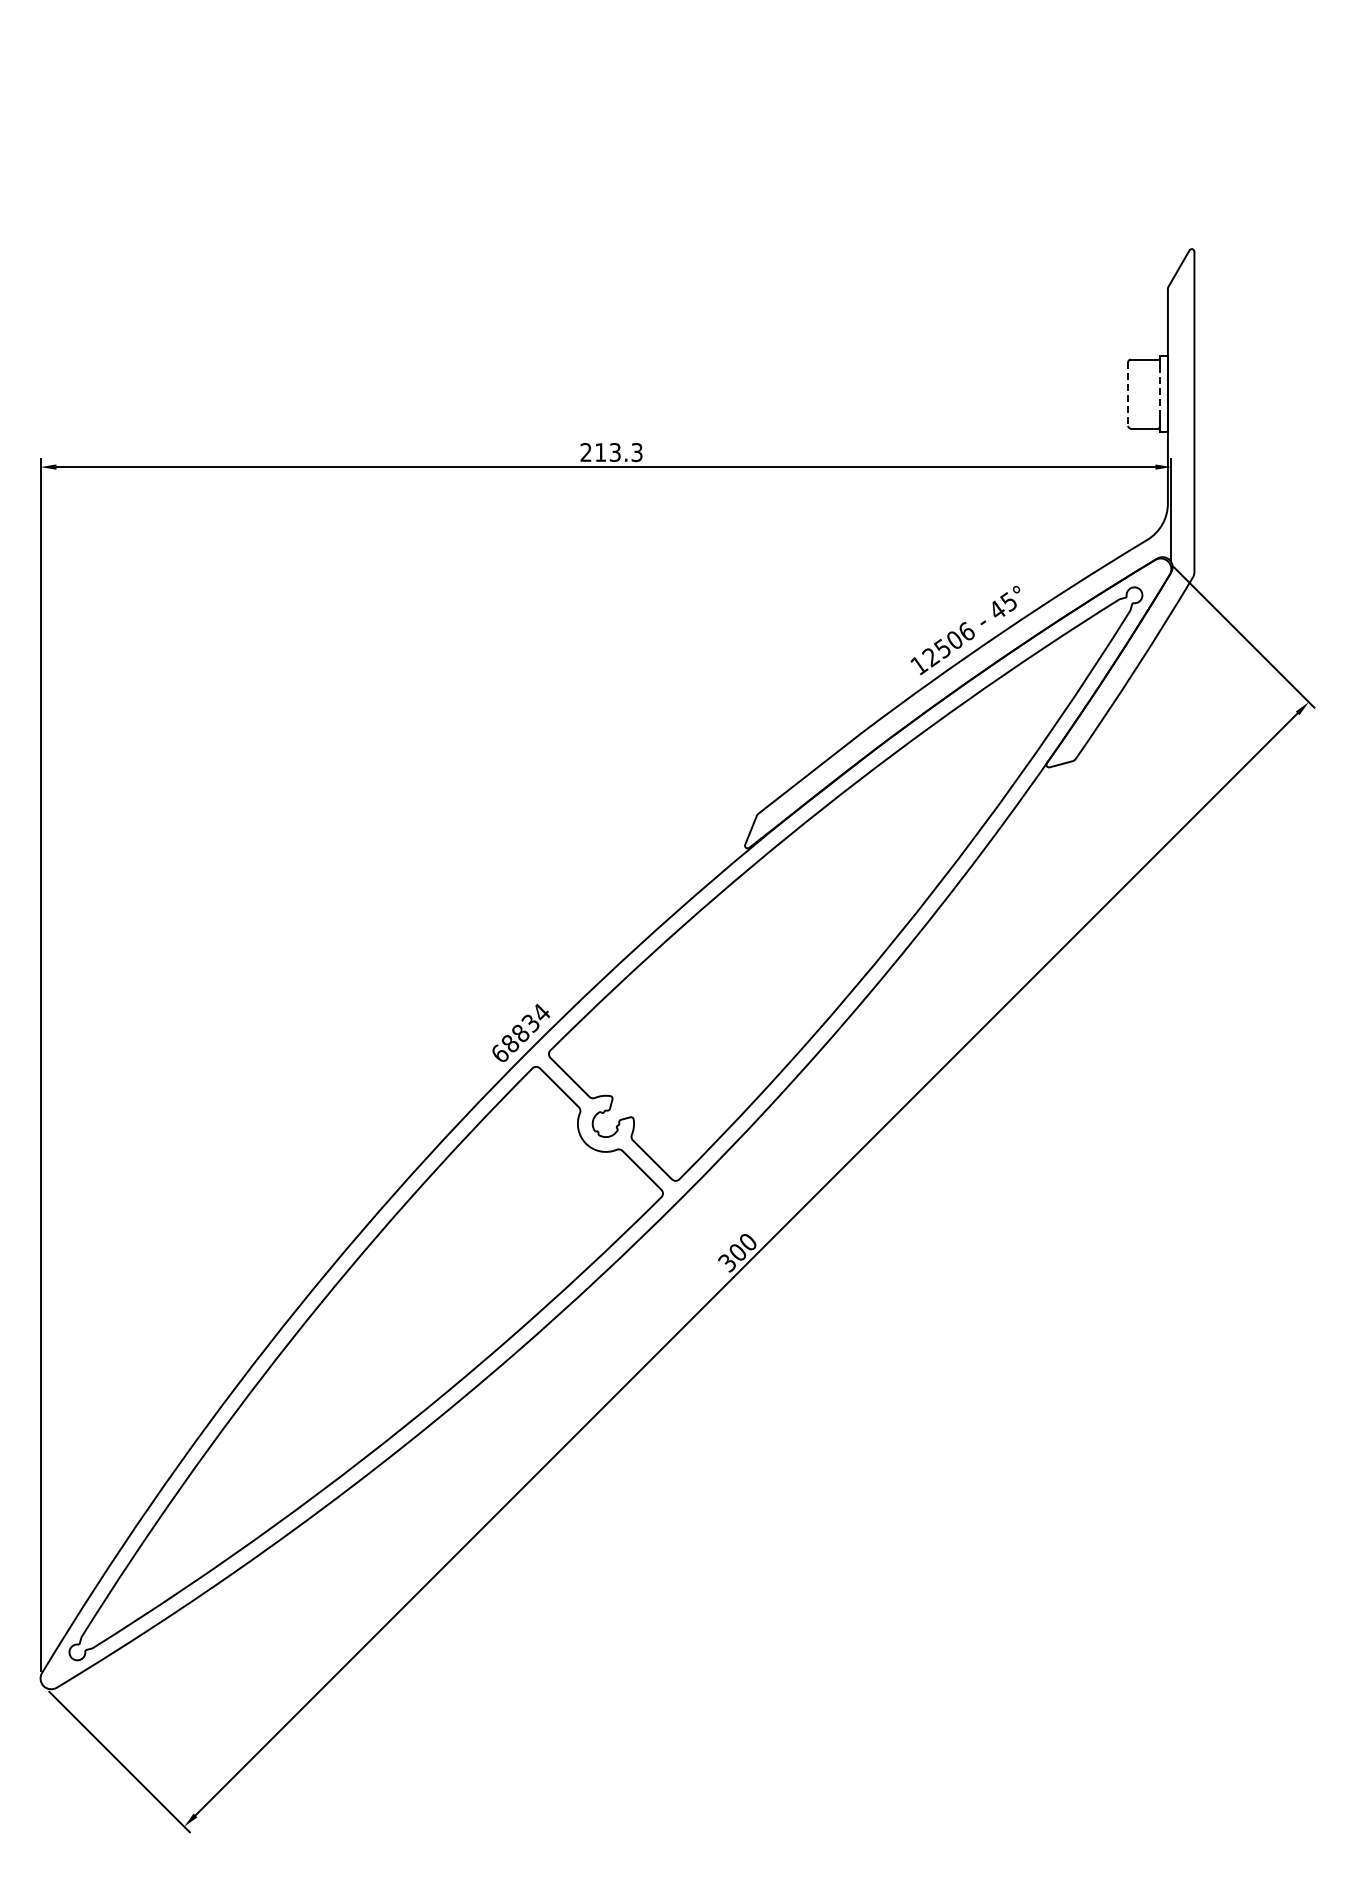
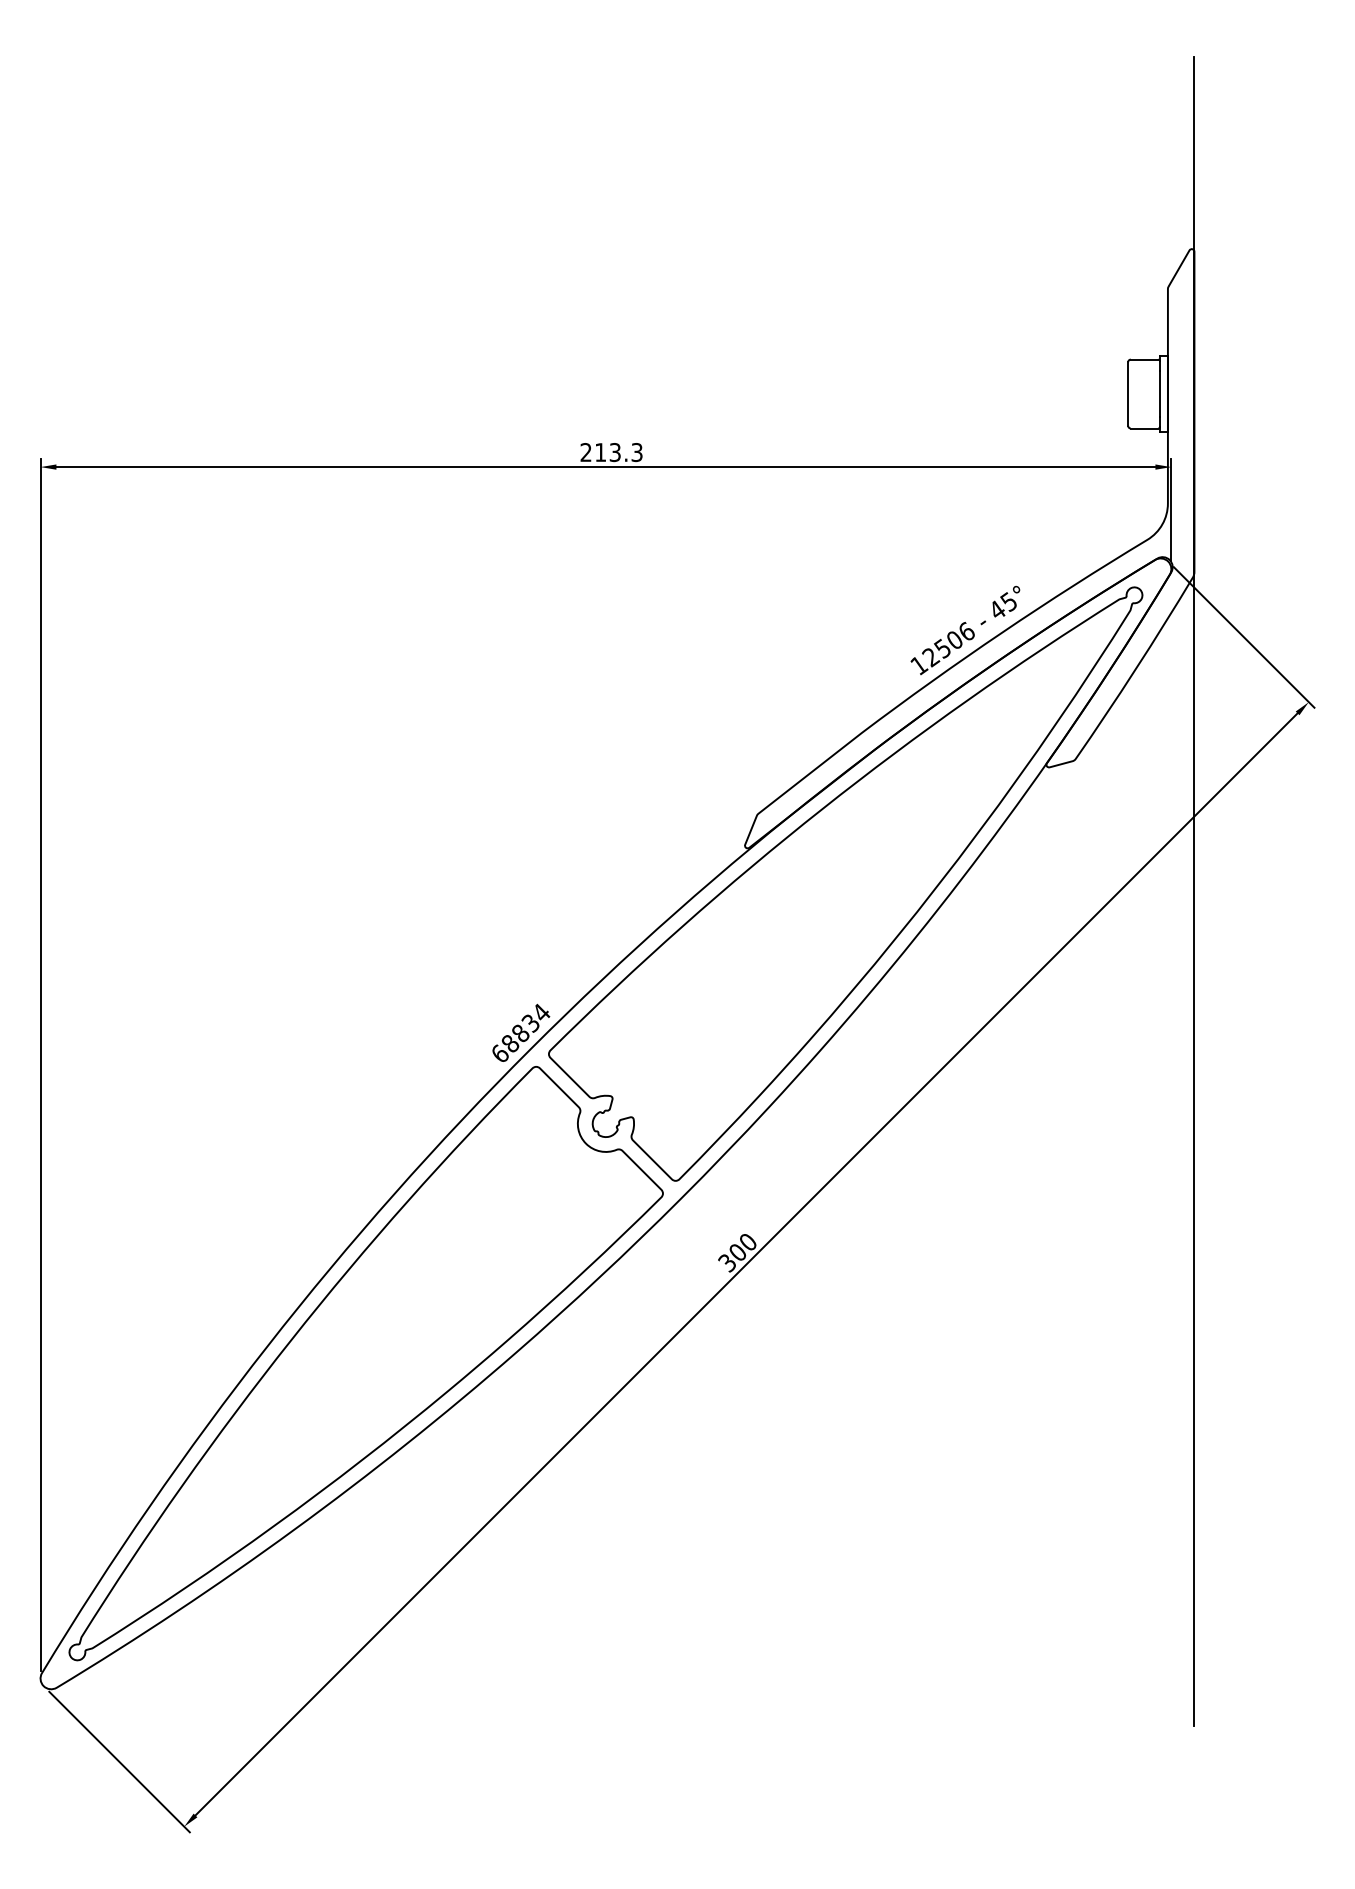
line: dashed -> solid (1128, 394)
line: dashed -> solid (1159, 394)
line: none -> present (1194, 891)
